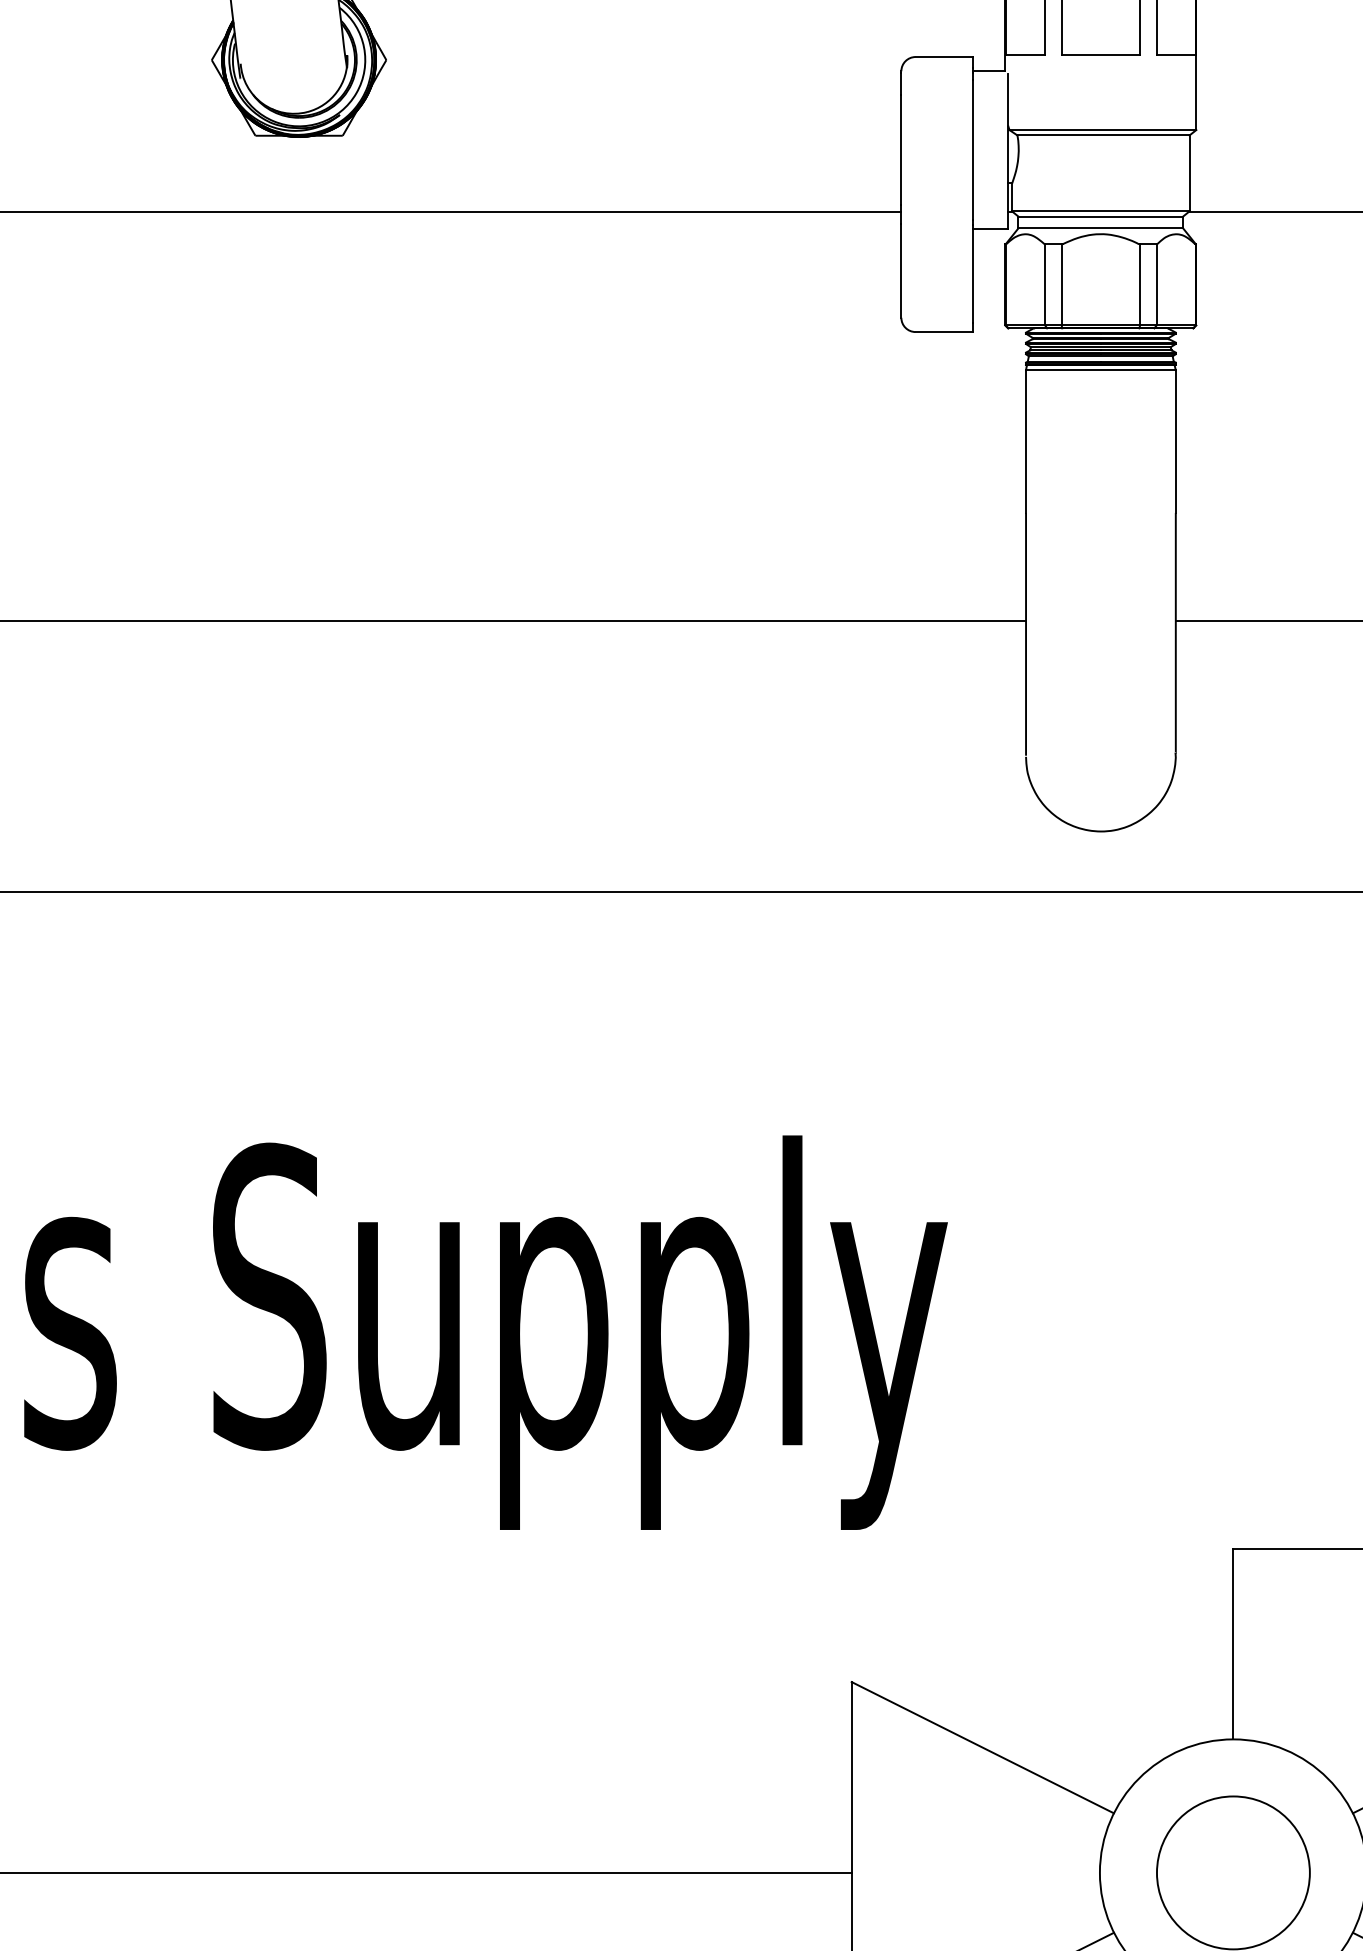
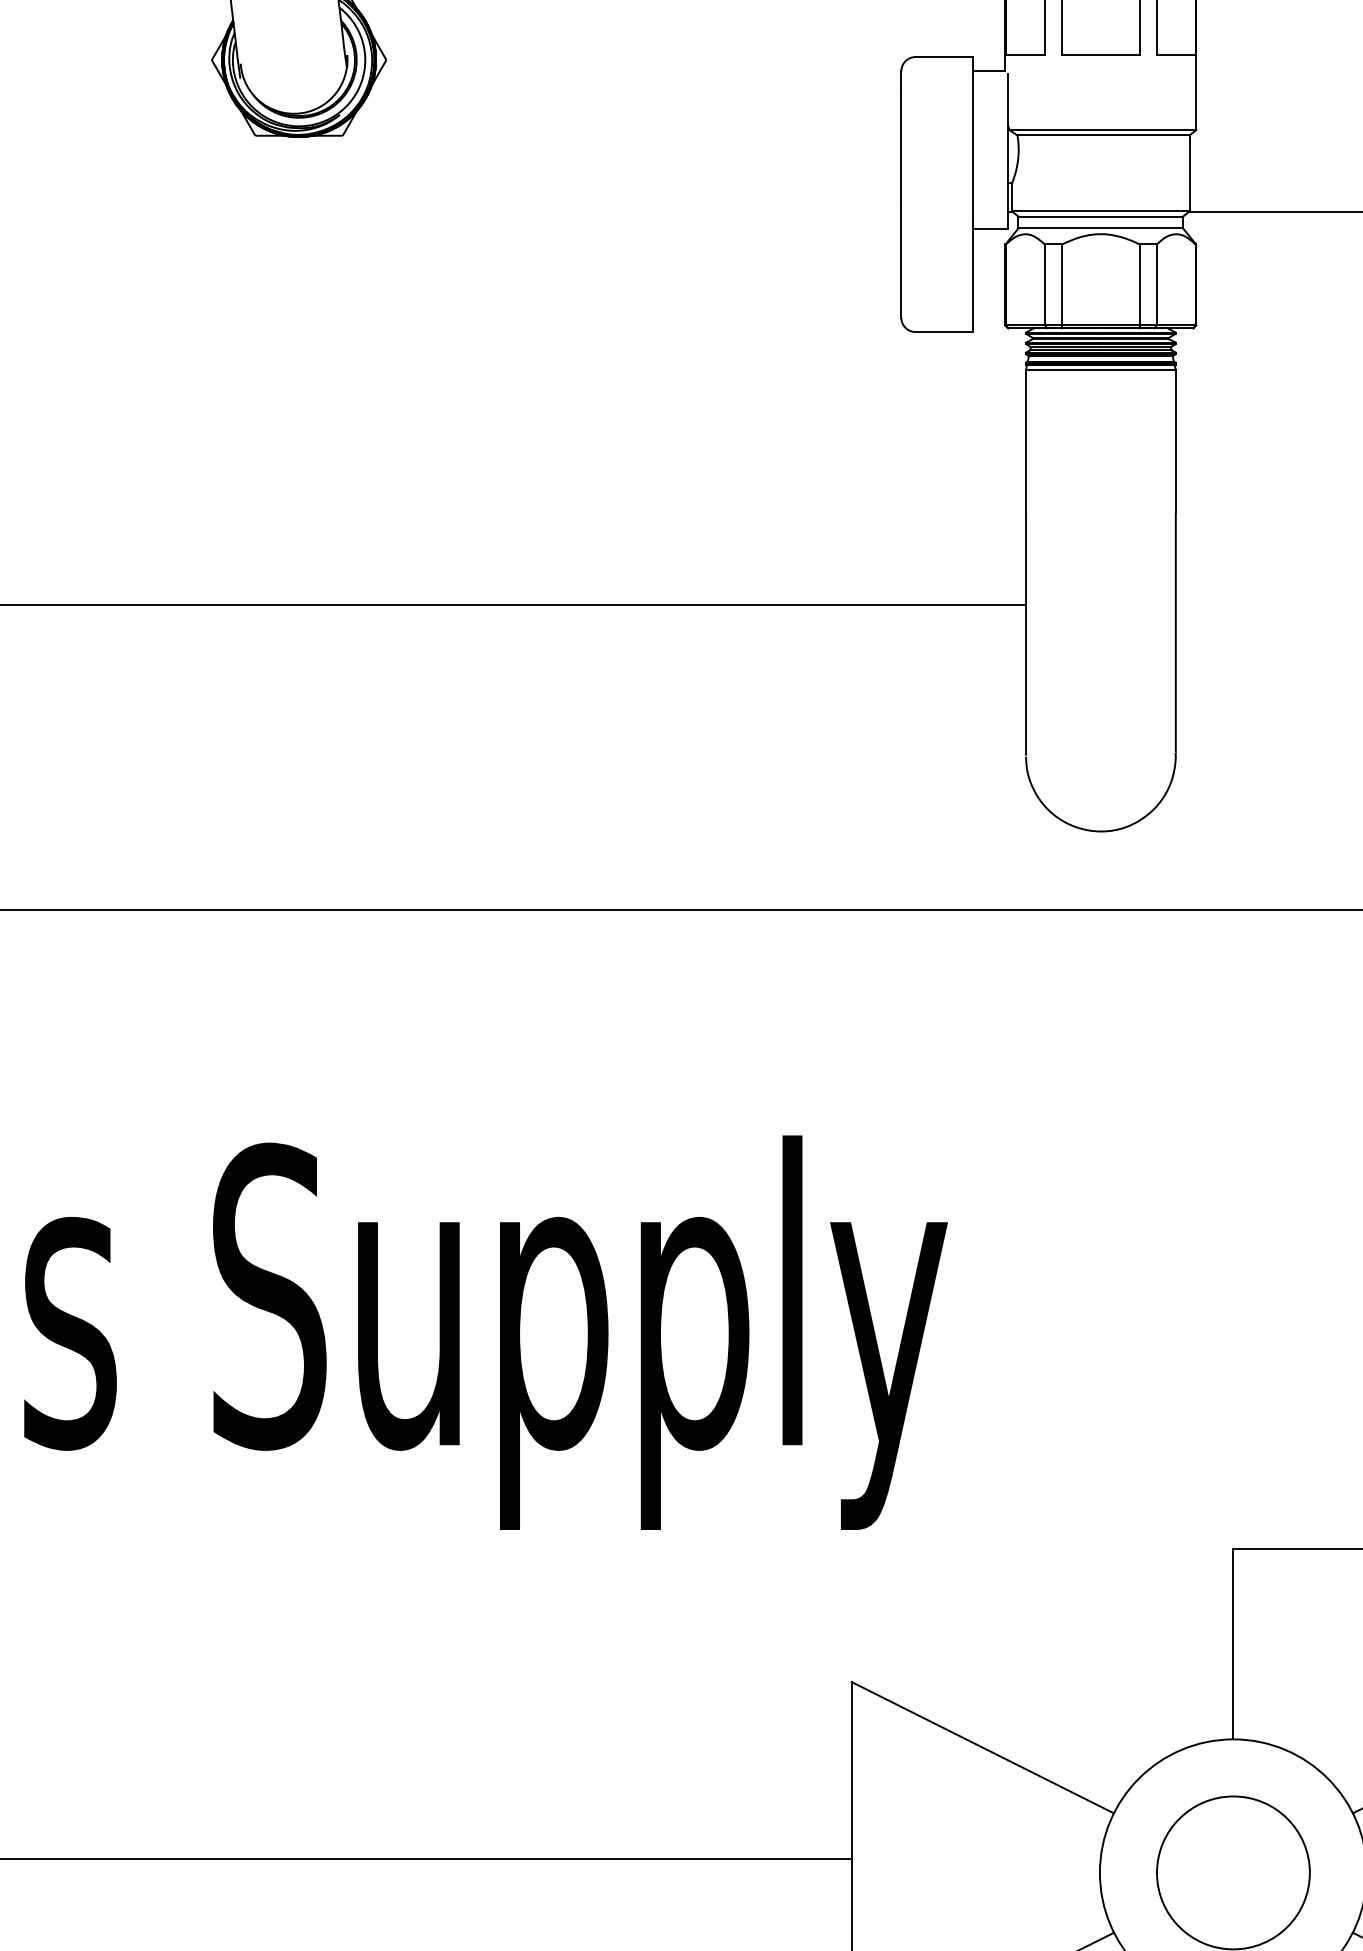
line: present -> none (451, 211)
line position: (514, 620) -> (514, 604) (514, 604)
line: present -> none (1267, 620)
line position: (680, 891) -> (680, 909) (680, 909)
line position: (426, 1872) -> (426, 1858) (426, 1858)
